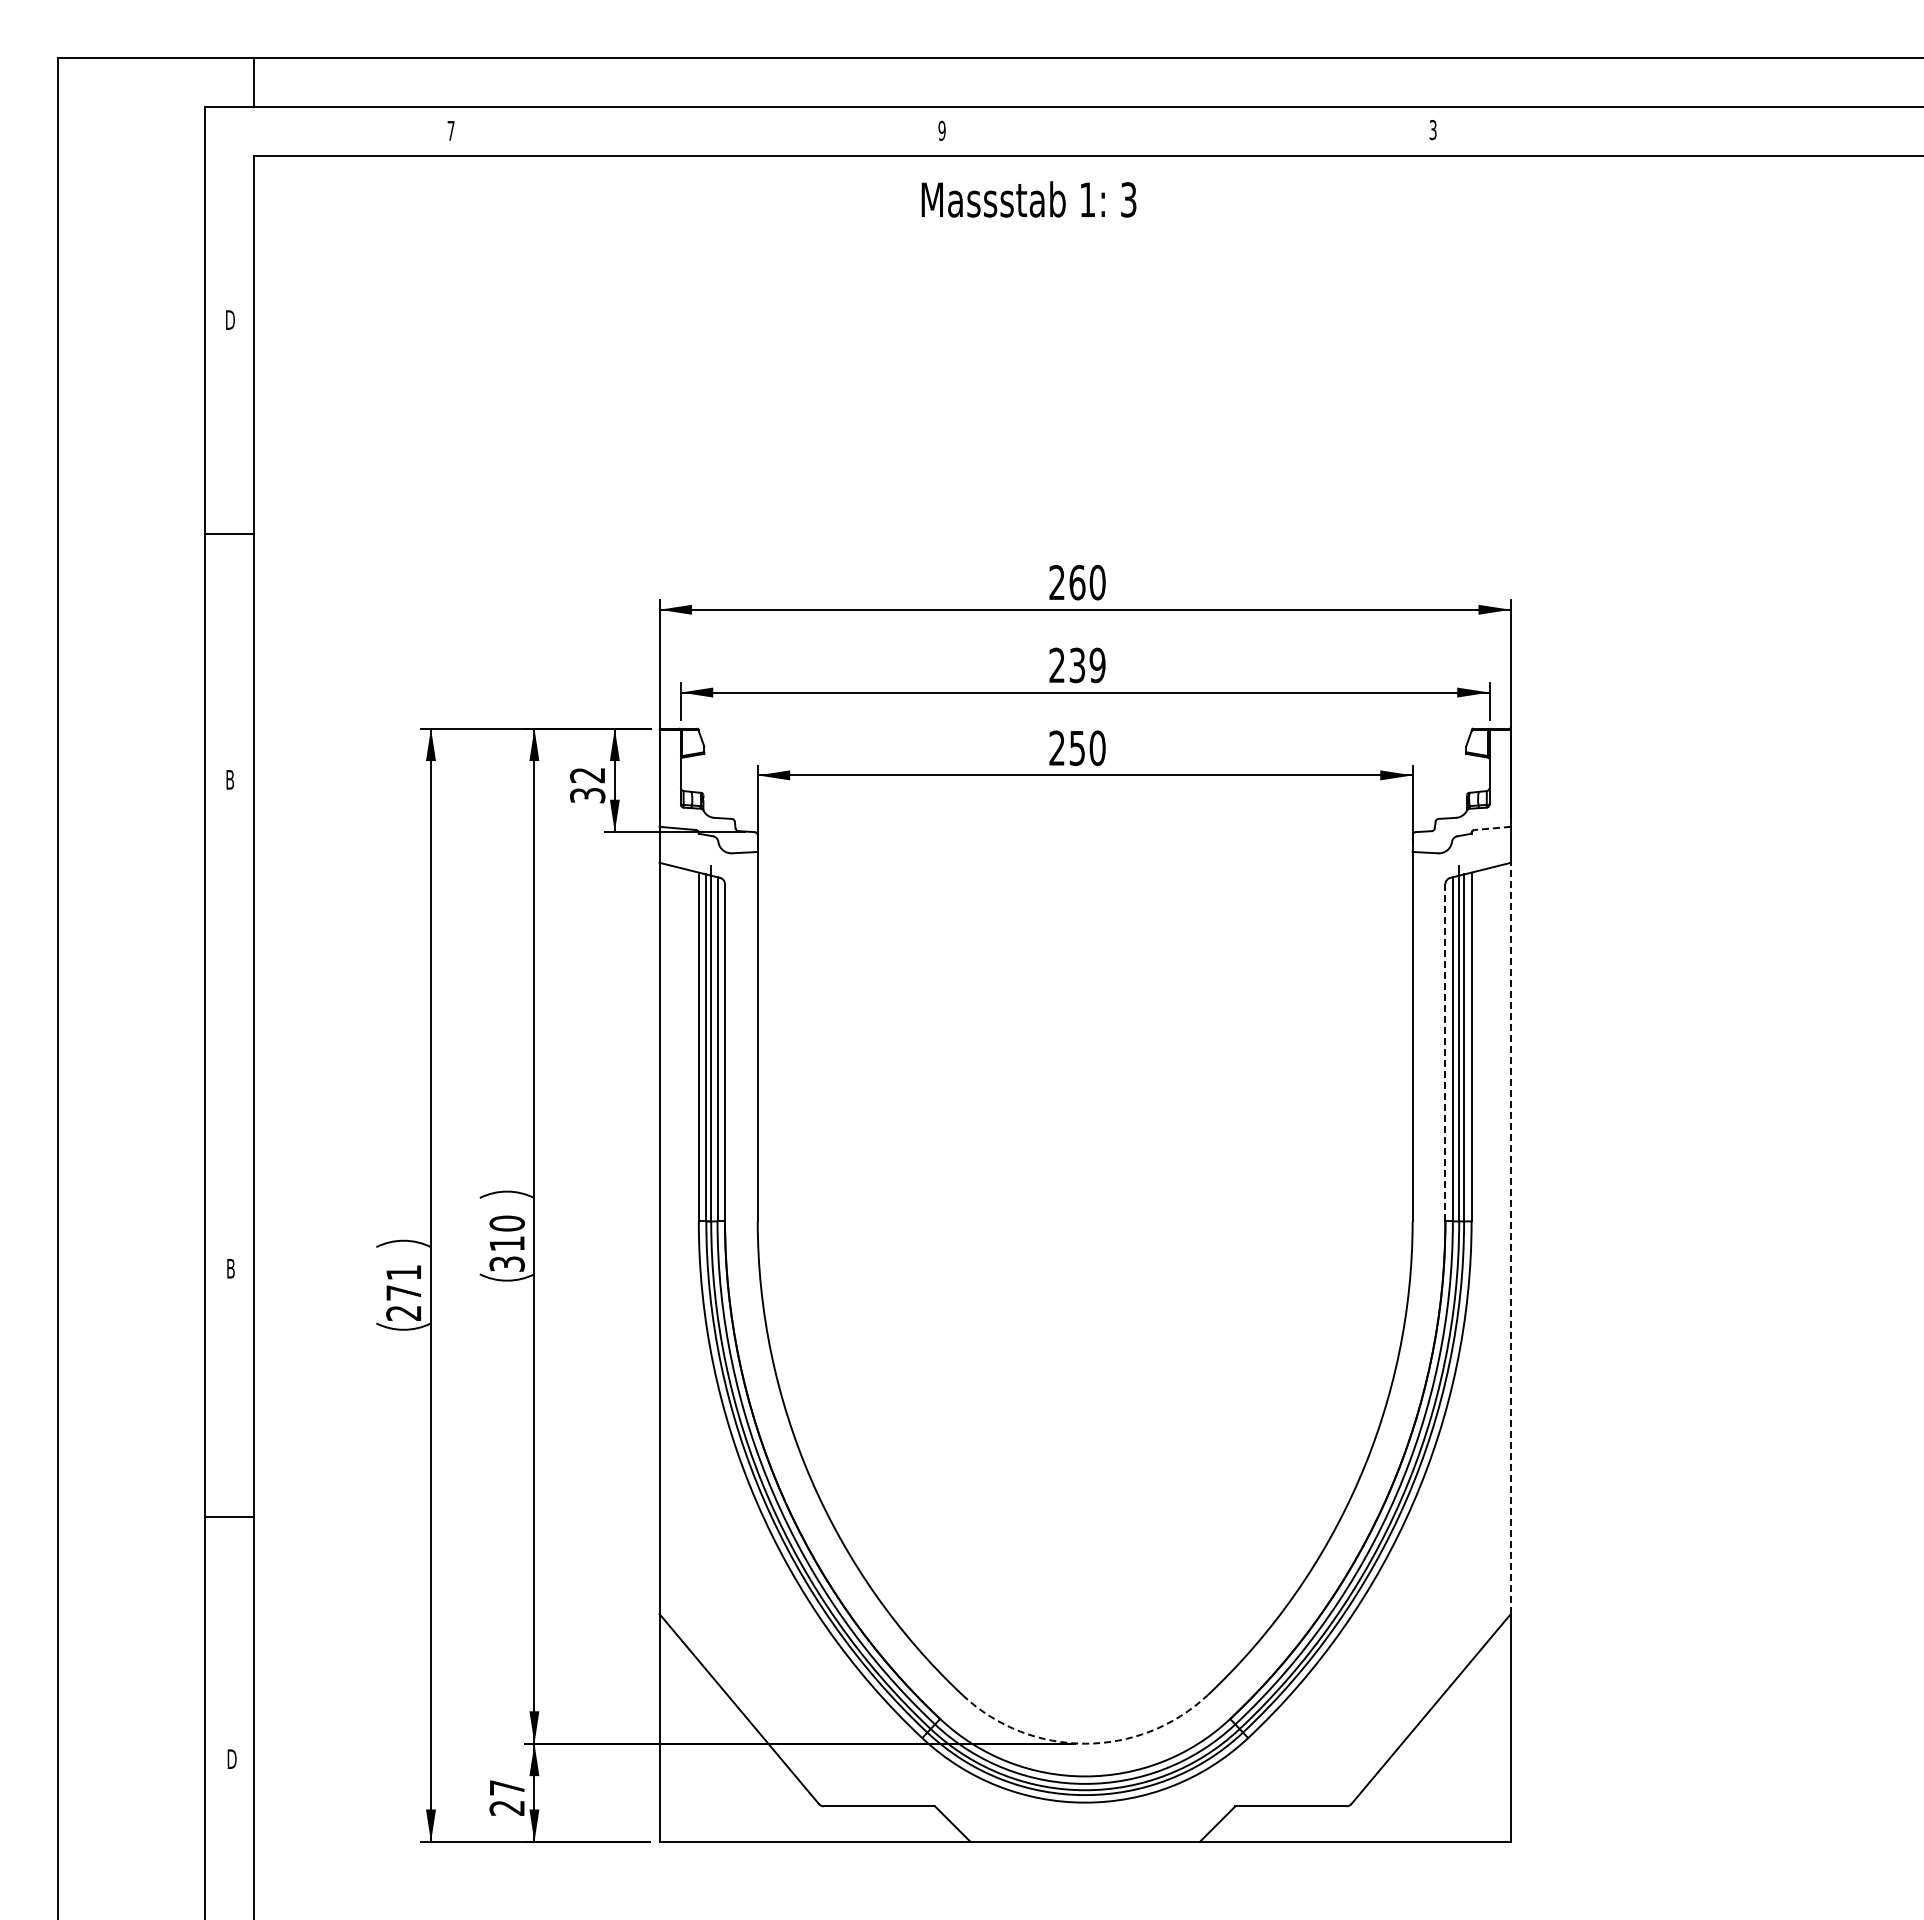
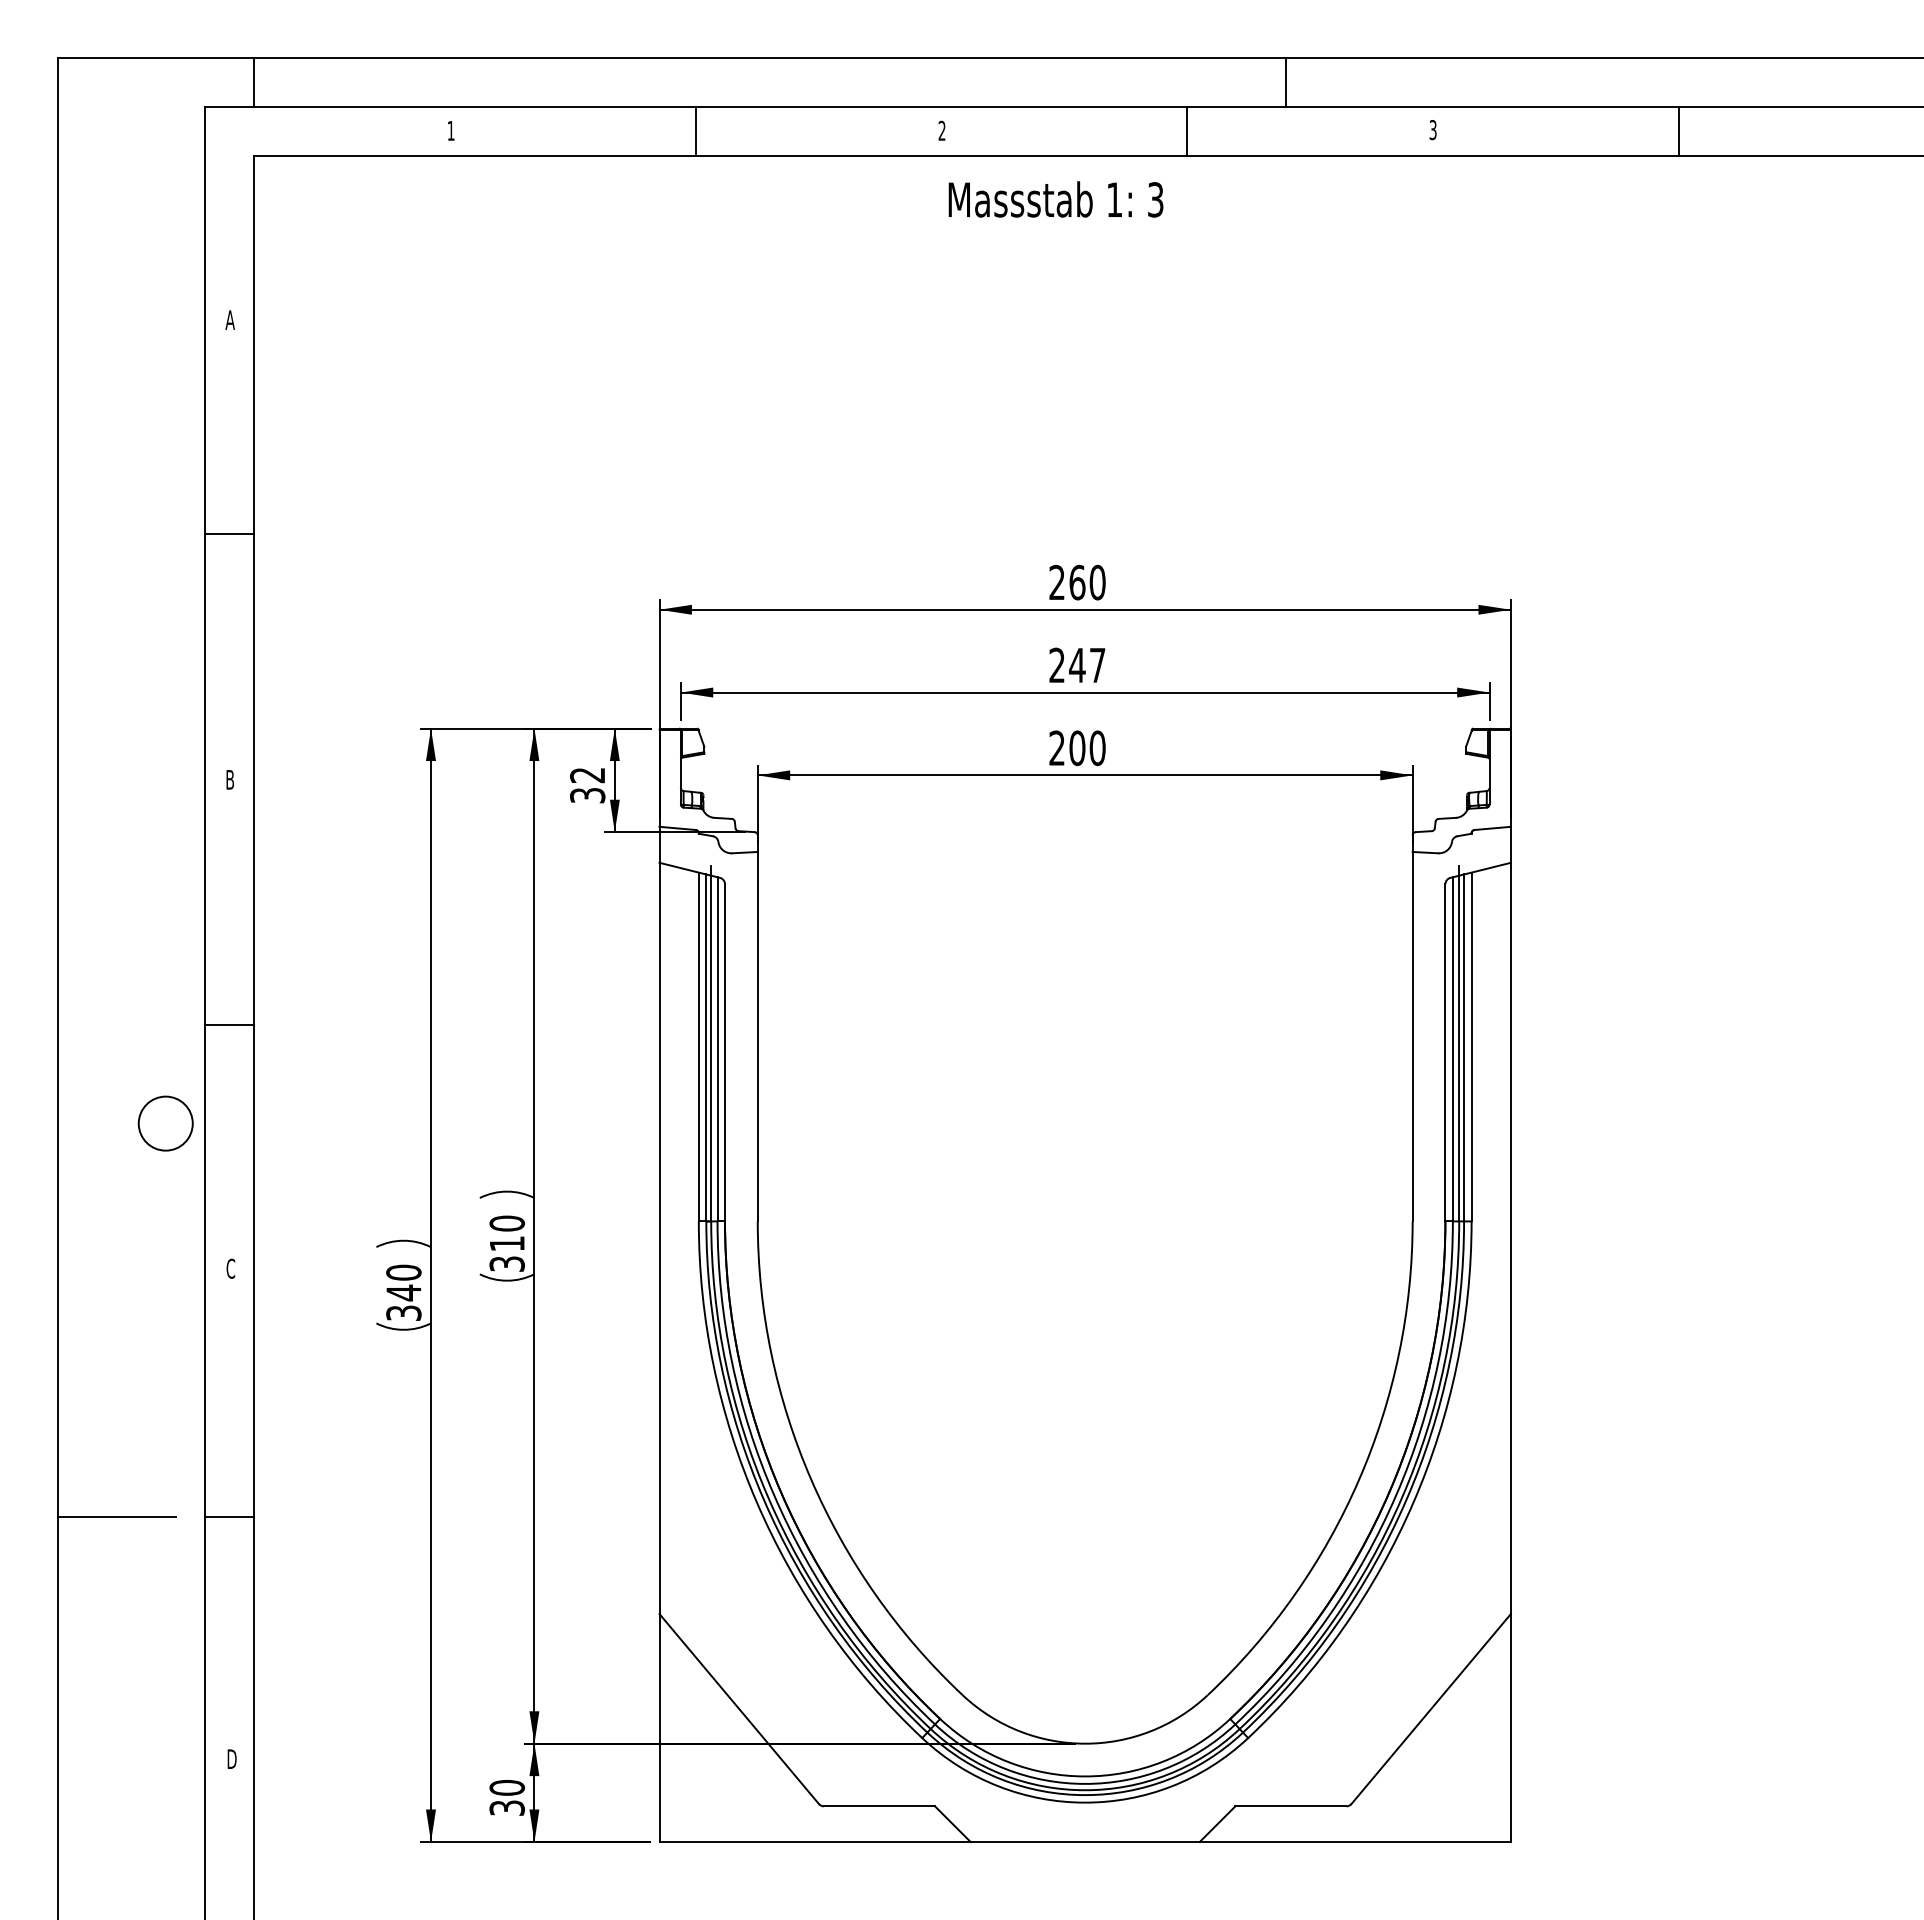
line: none -> present (1285, 81)
text: 7 -> 1 (450, 130)
text: 9 -> 2 (941, 130)
line: none -> present (696, 131)
line: none -> present (1187, 131)
line: none -> present (1678, 131)
text position: (1028, 199) -> (1055, 199) (1055, 199)
text: D -> A (229, 319)
text: 239 -> 247 (1087, 665)
text: 250 -> 200 (1077, 748)
line: dashed -> solid (1492, 828)
line: none -> present (229, 1025)
line: dashed -> solid (1445, 1052)
circle: none -> present (165, 1123)
line: dashed -> solid (1510, 1238)
text: B -> C (230, 1268)
text: 271 -> 340 (403, 1292)
line: none -> present (116, 1516)
arc: dashed -> solid (1085, 1743)
text: 27 -> 30 (506, 1797)
